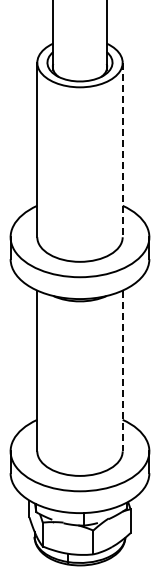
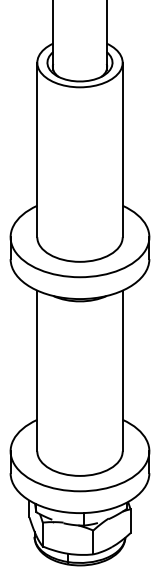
line: dashed -> solid (122, 150)
line: dashed -> solid (122, 371)
